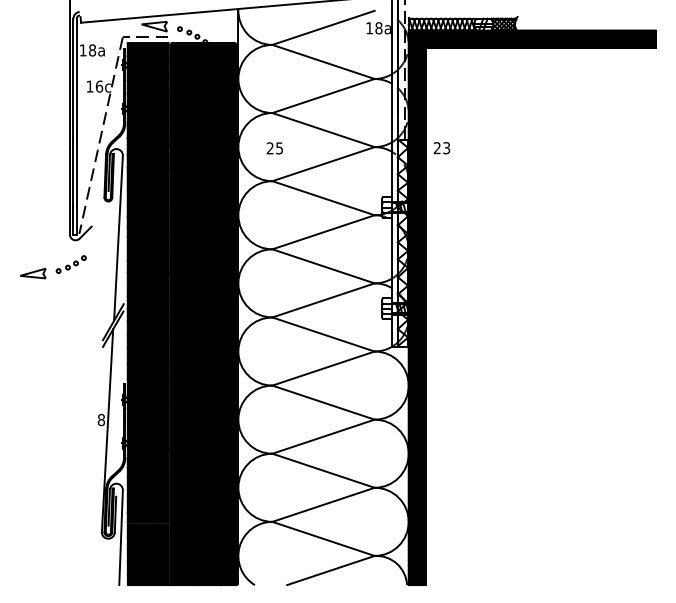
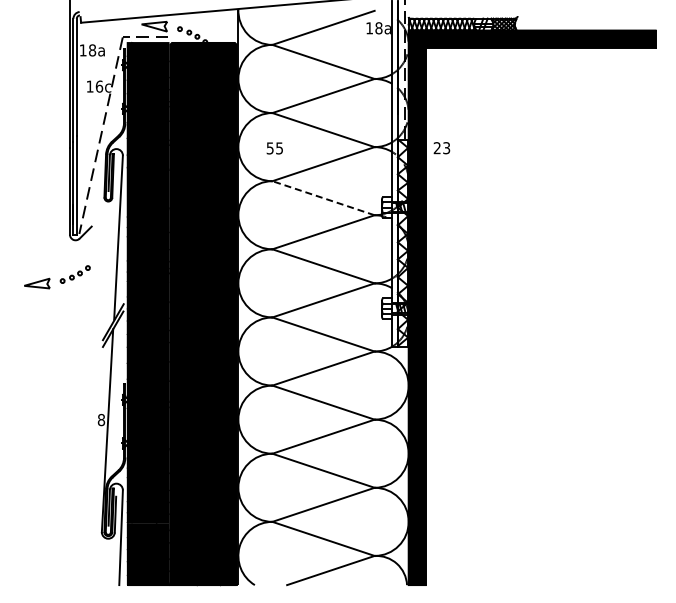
text: 25 -> 55 (269, 148)
line: solid -> dashed (323, 198)
part position: (53, 267) -> (57, 277) (57, 277)
